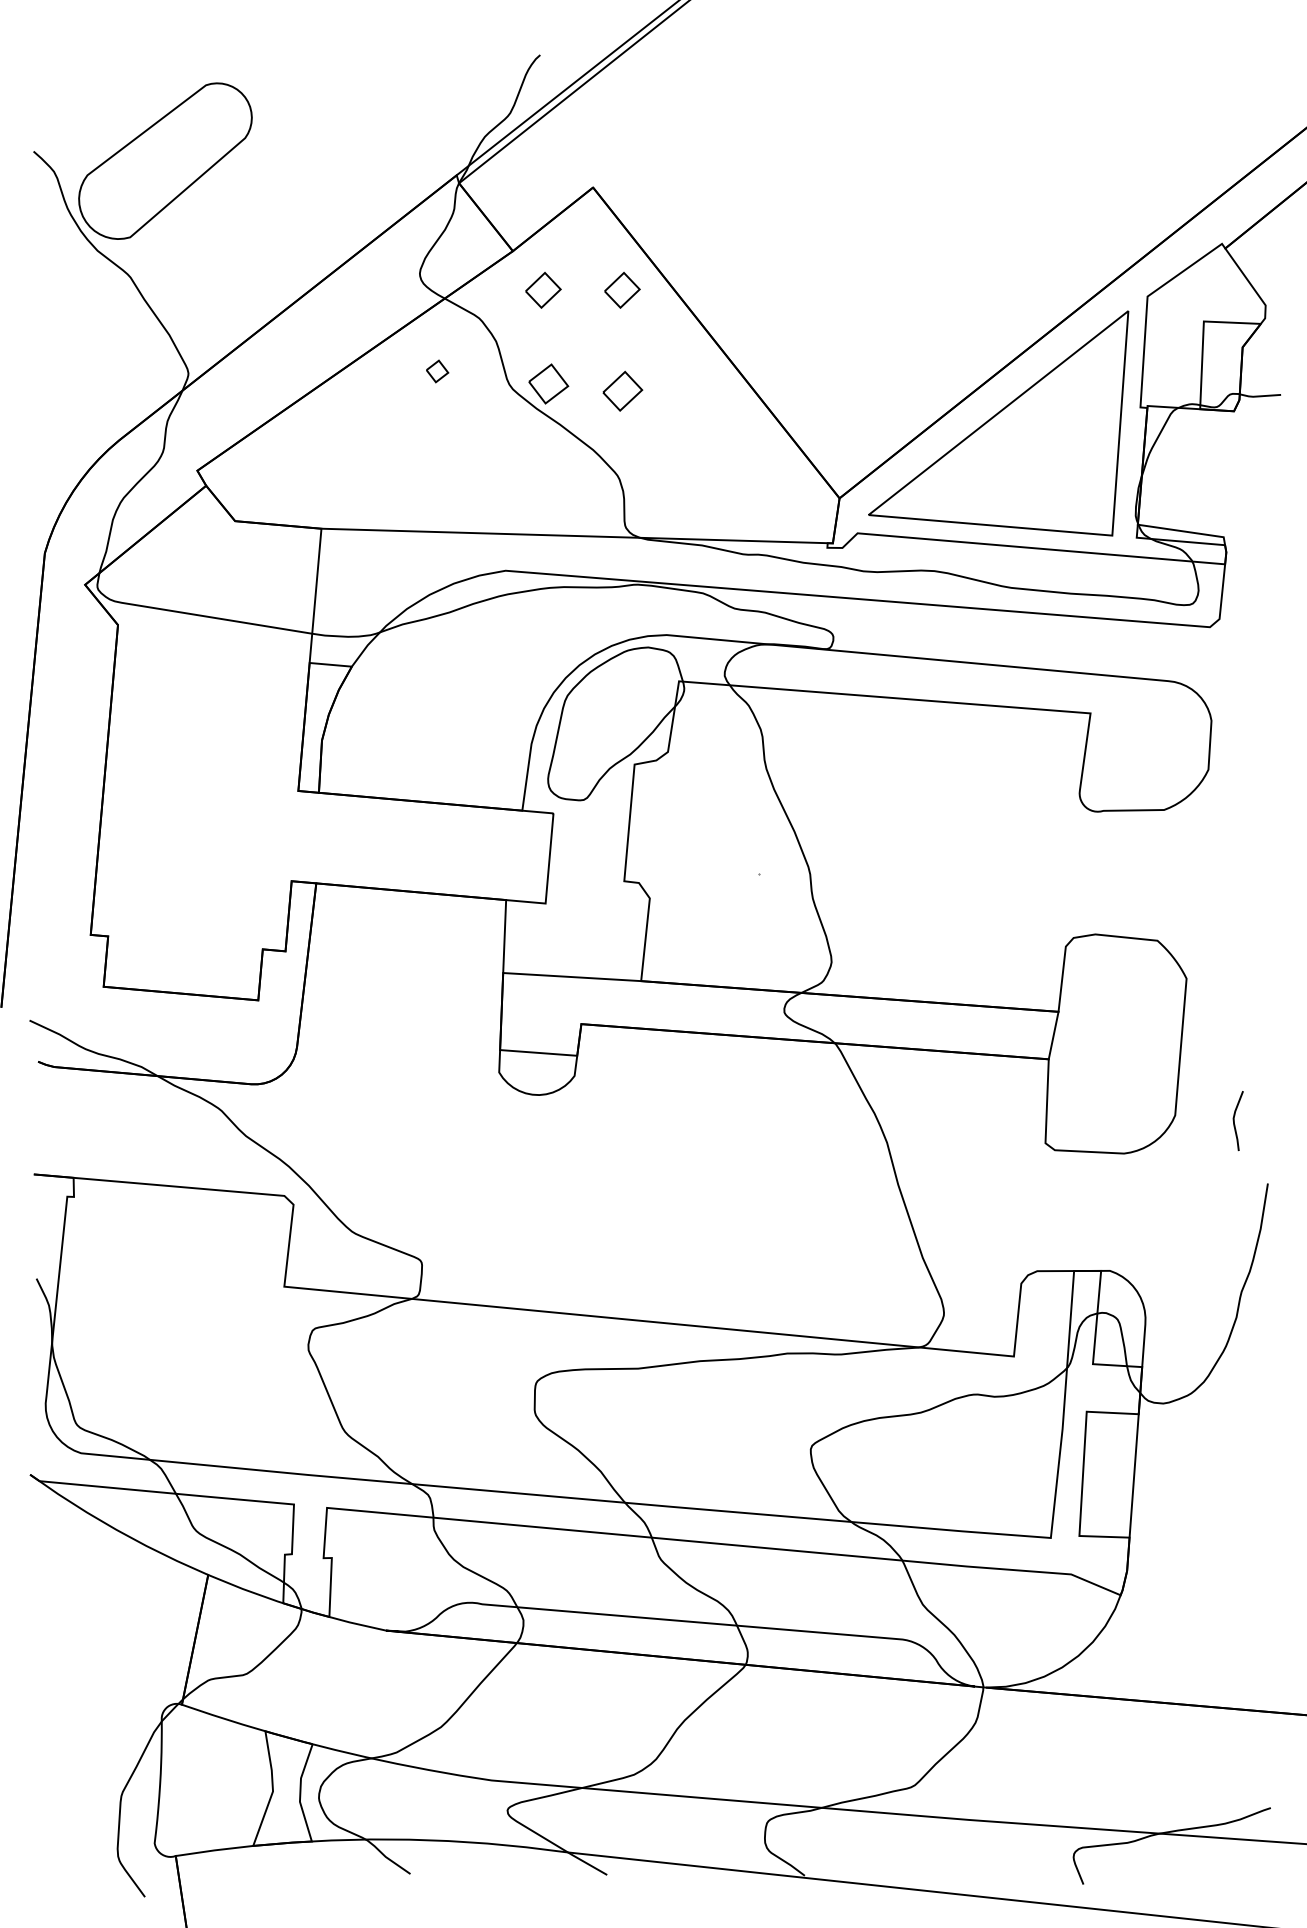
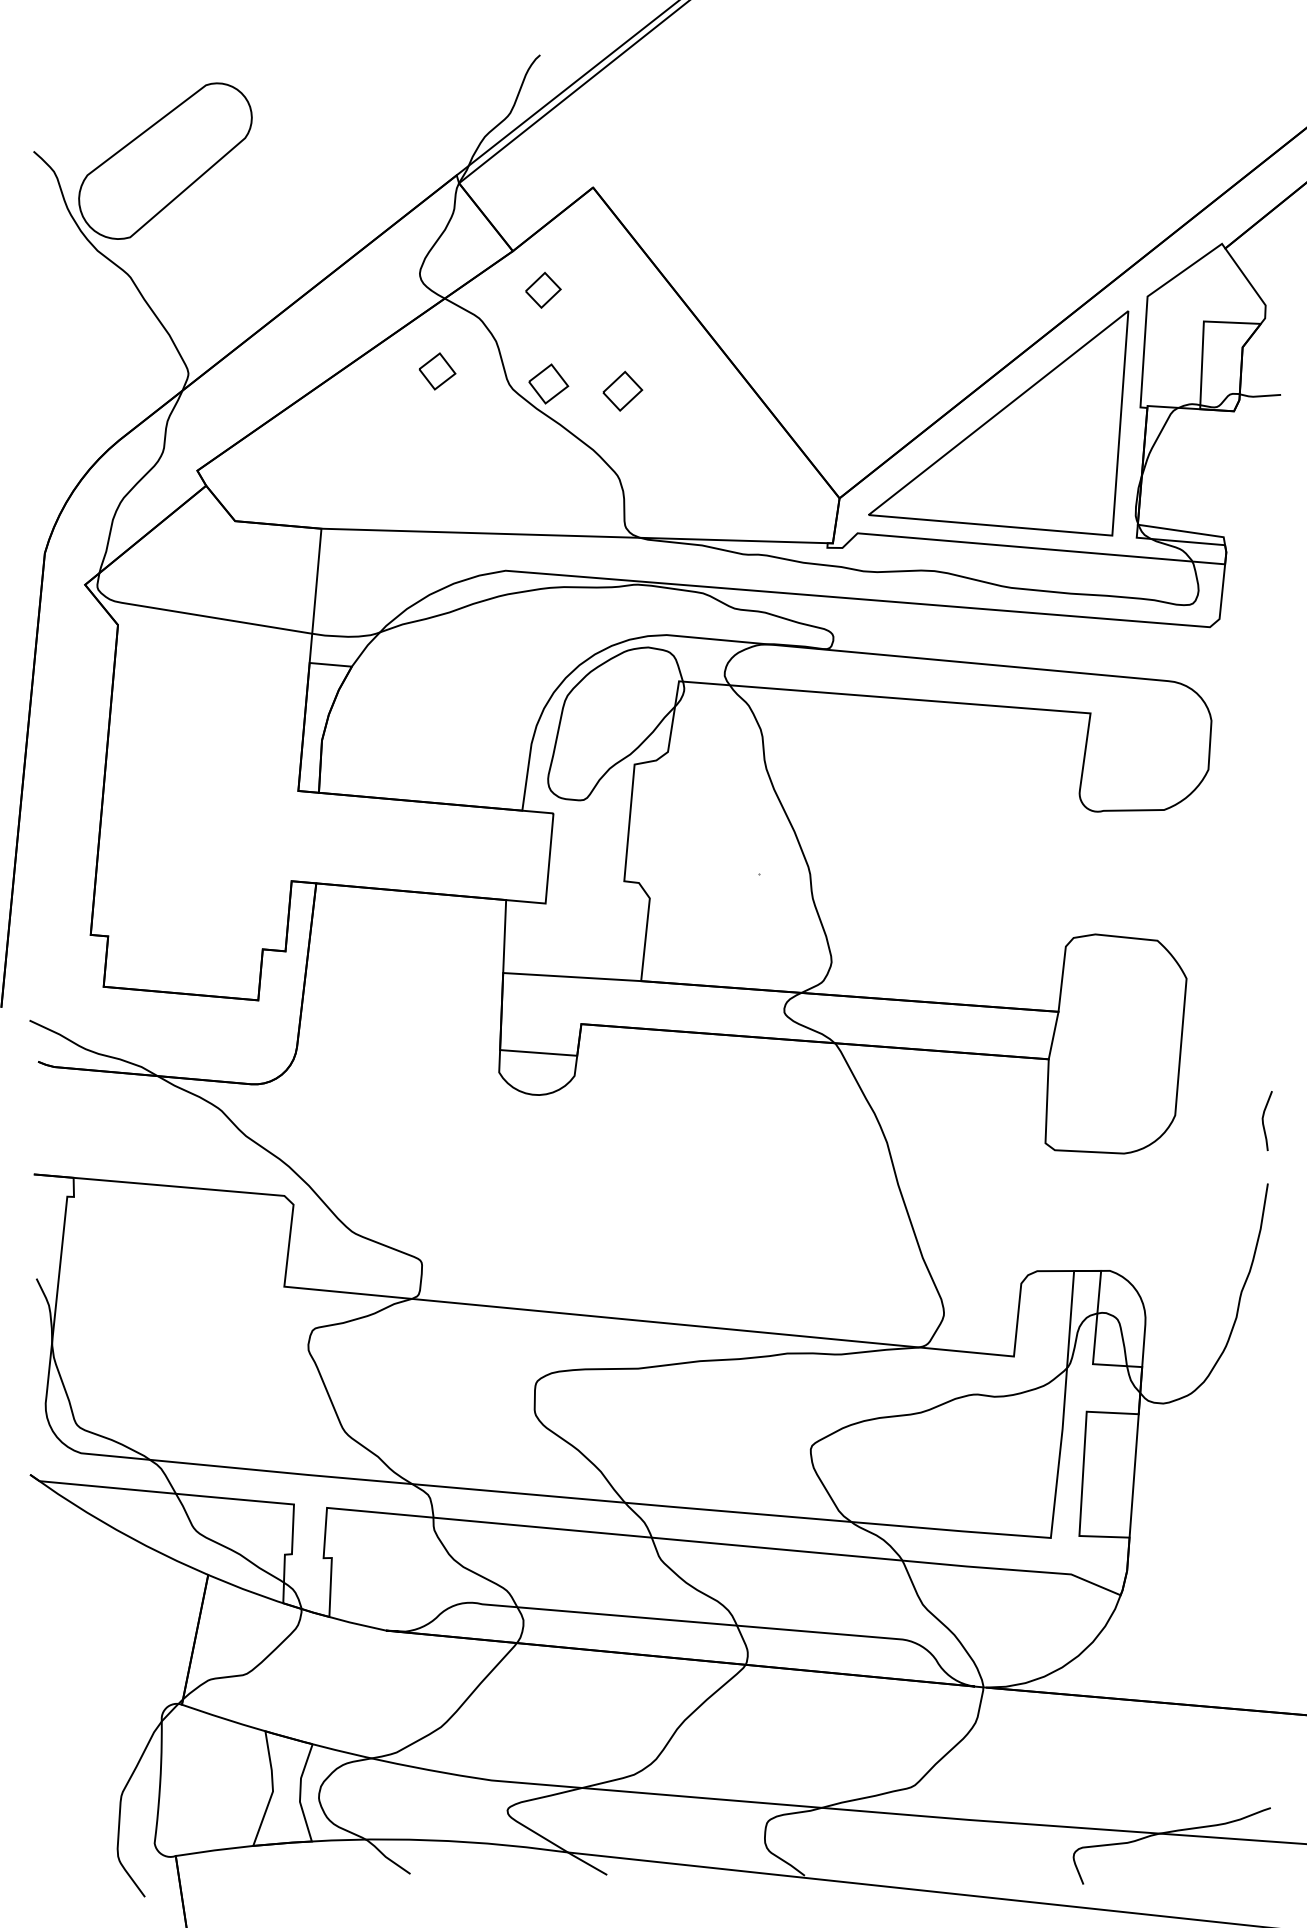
part: present -> none (622, 290)
part size: 24x25 px -> 39x39 px (437, 371)
curve position: (1234, 1121) -> (1263, 1121) (1263, 1121)
